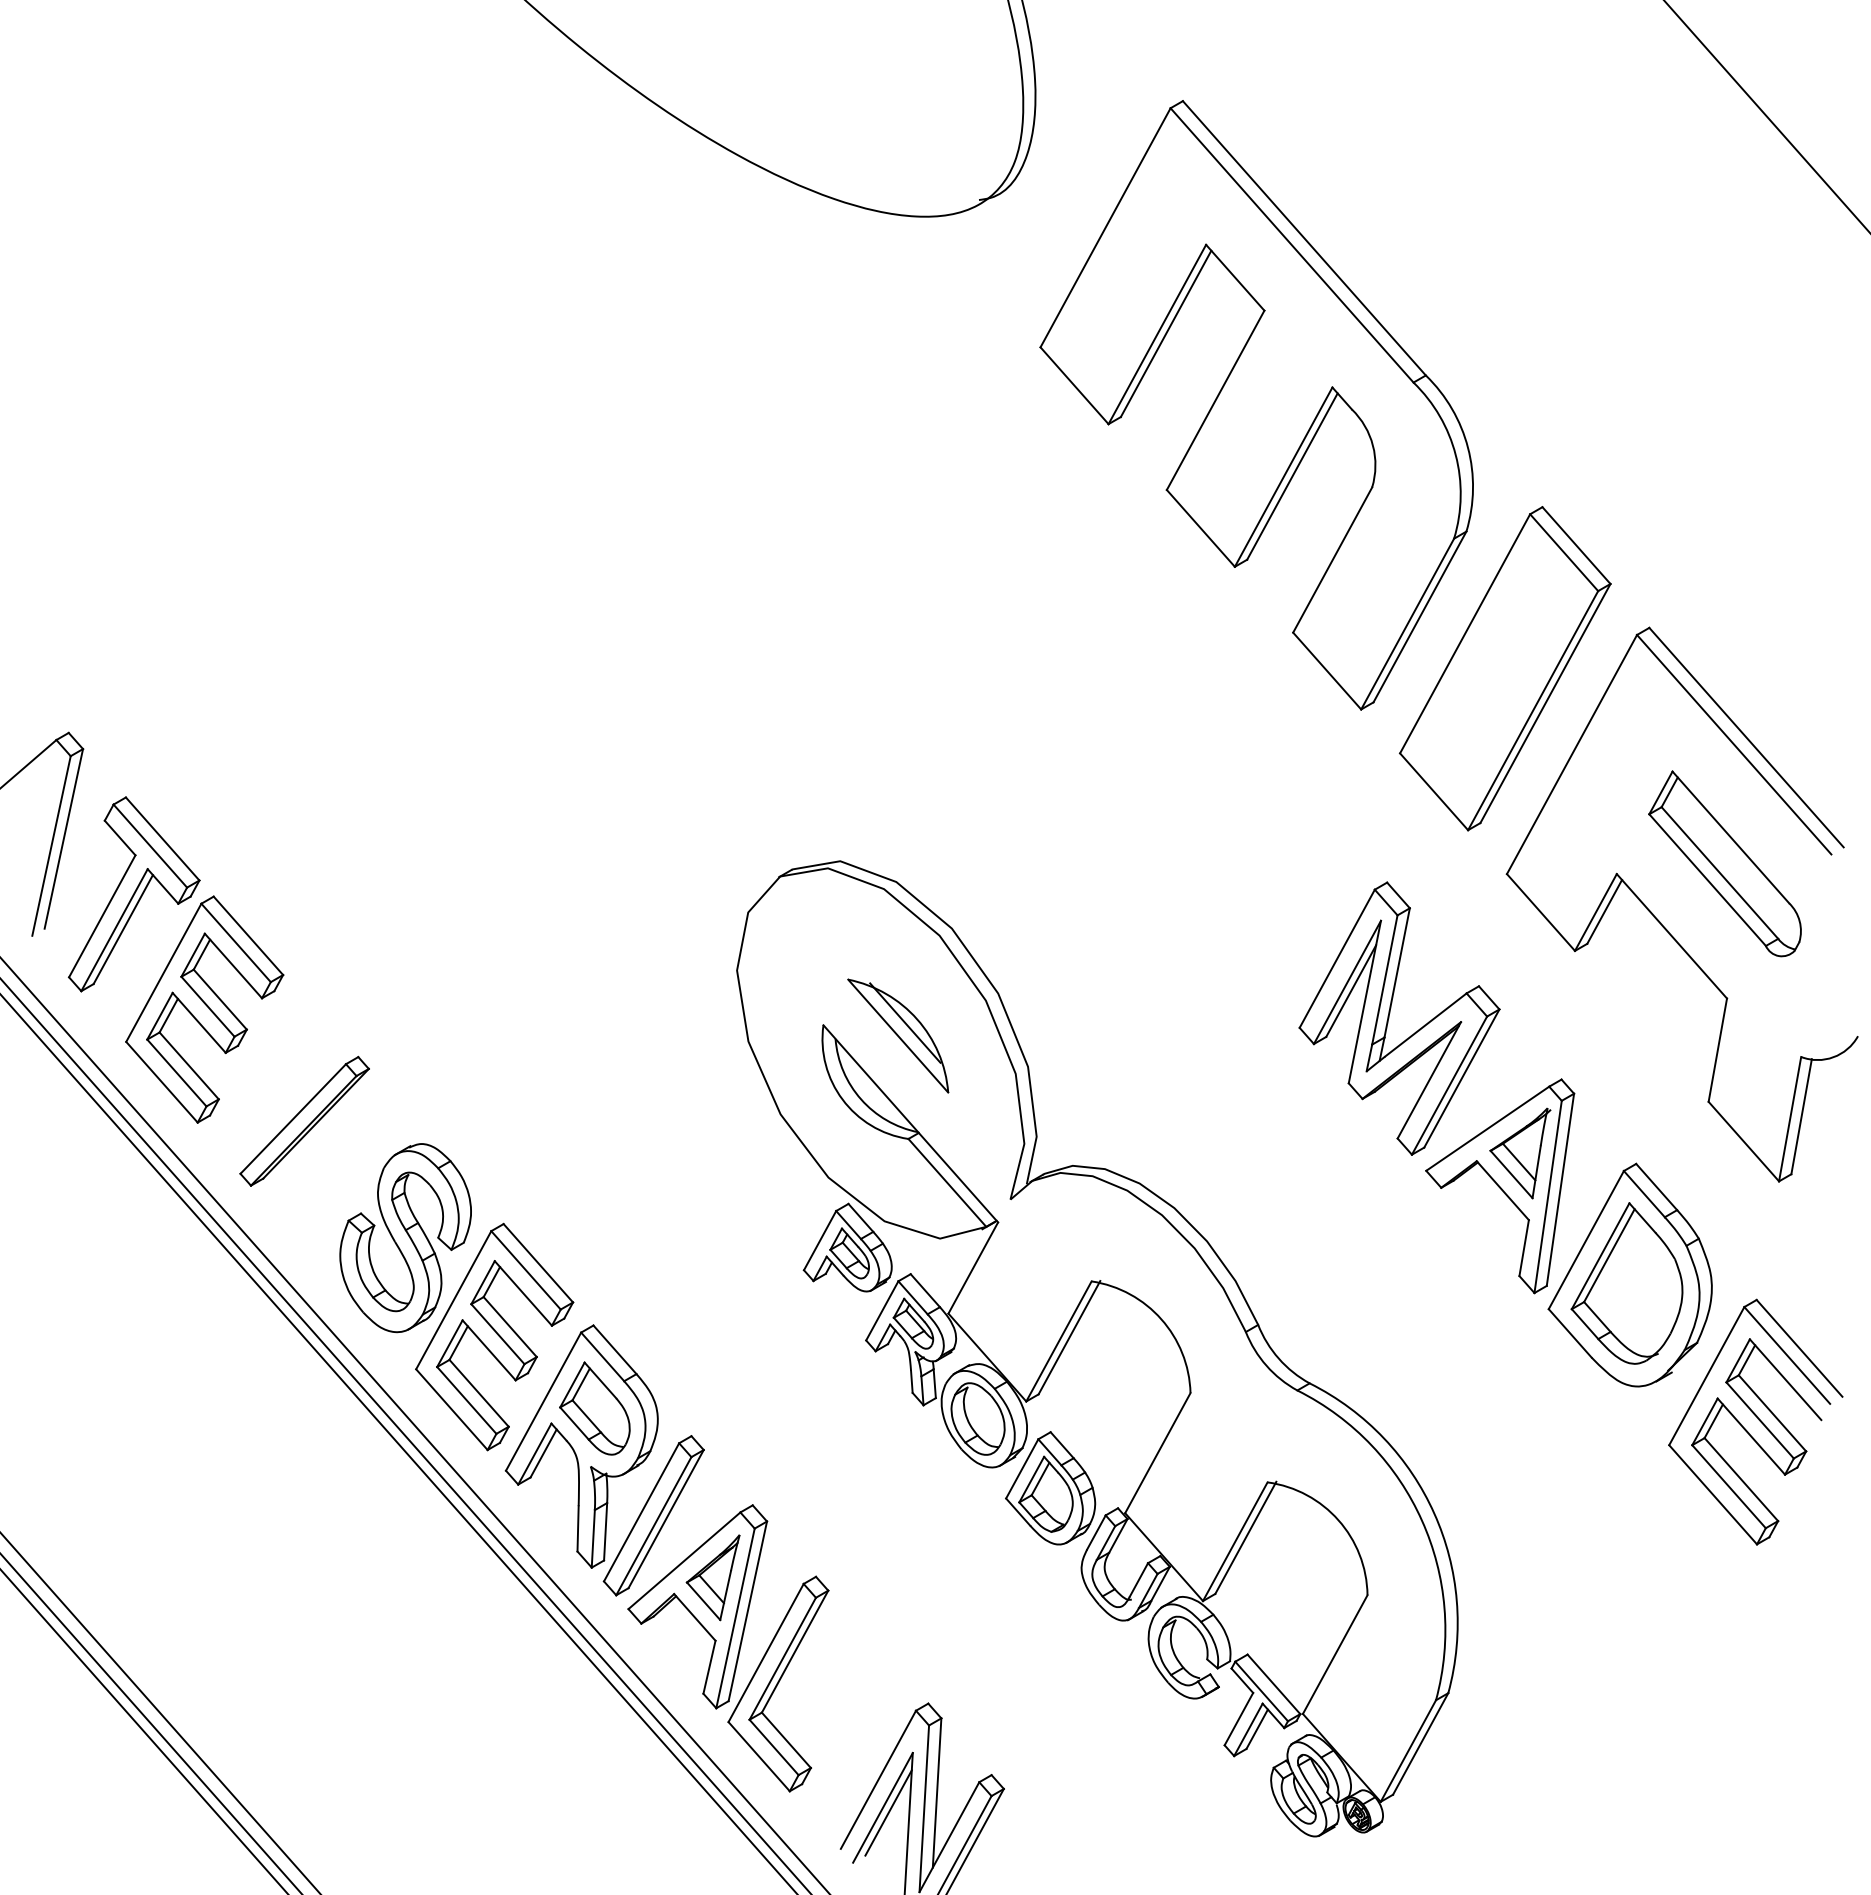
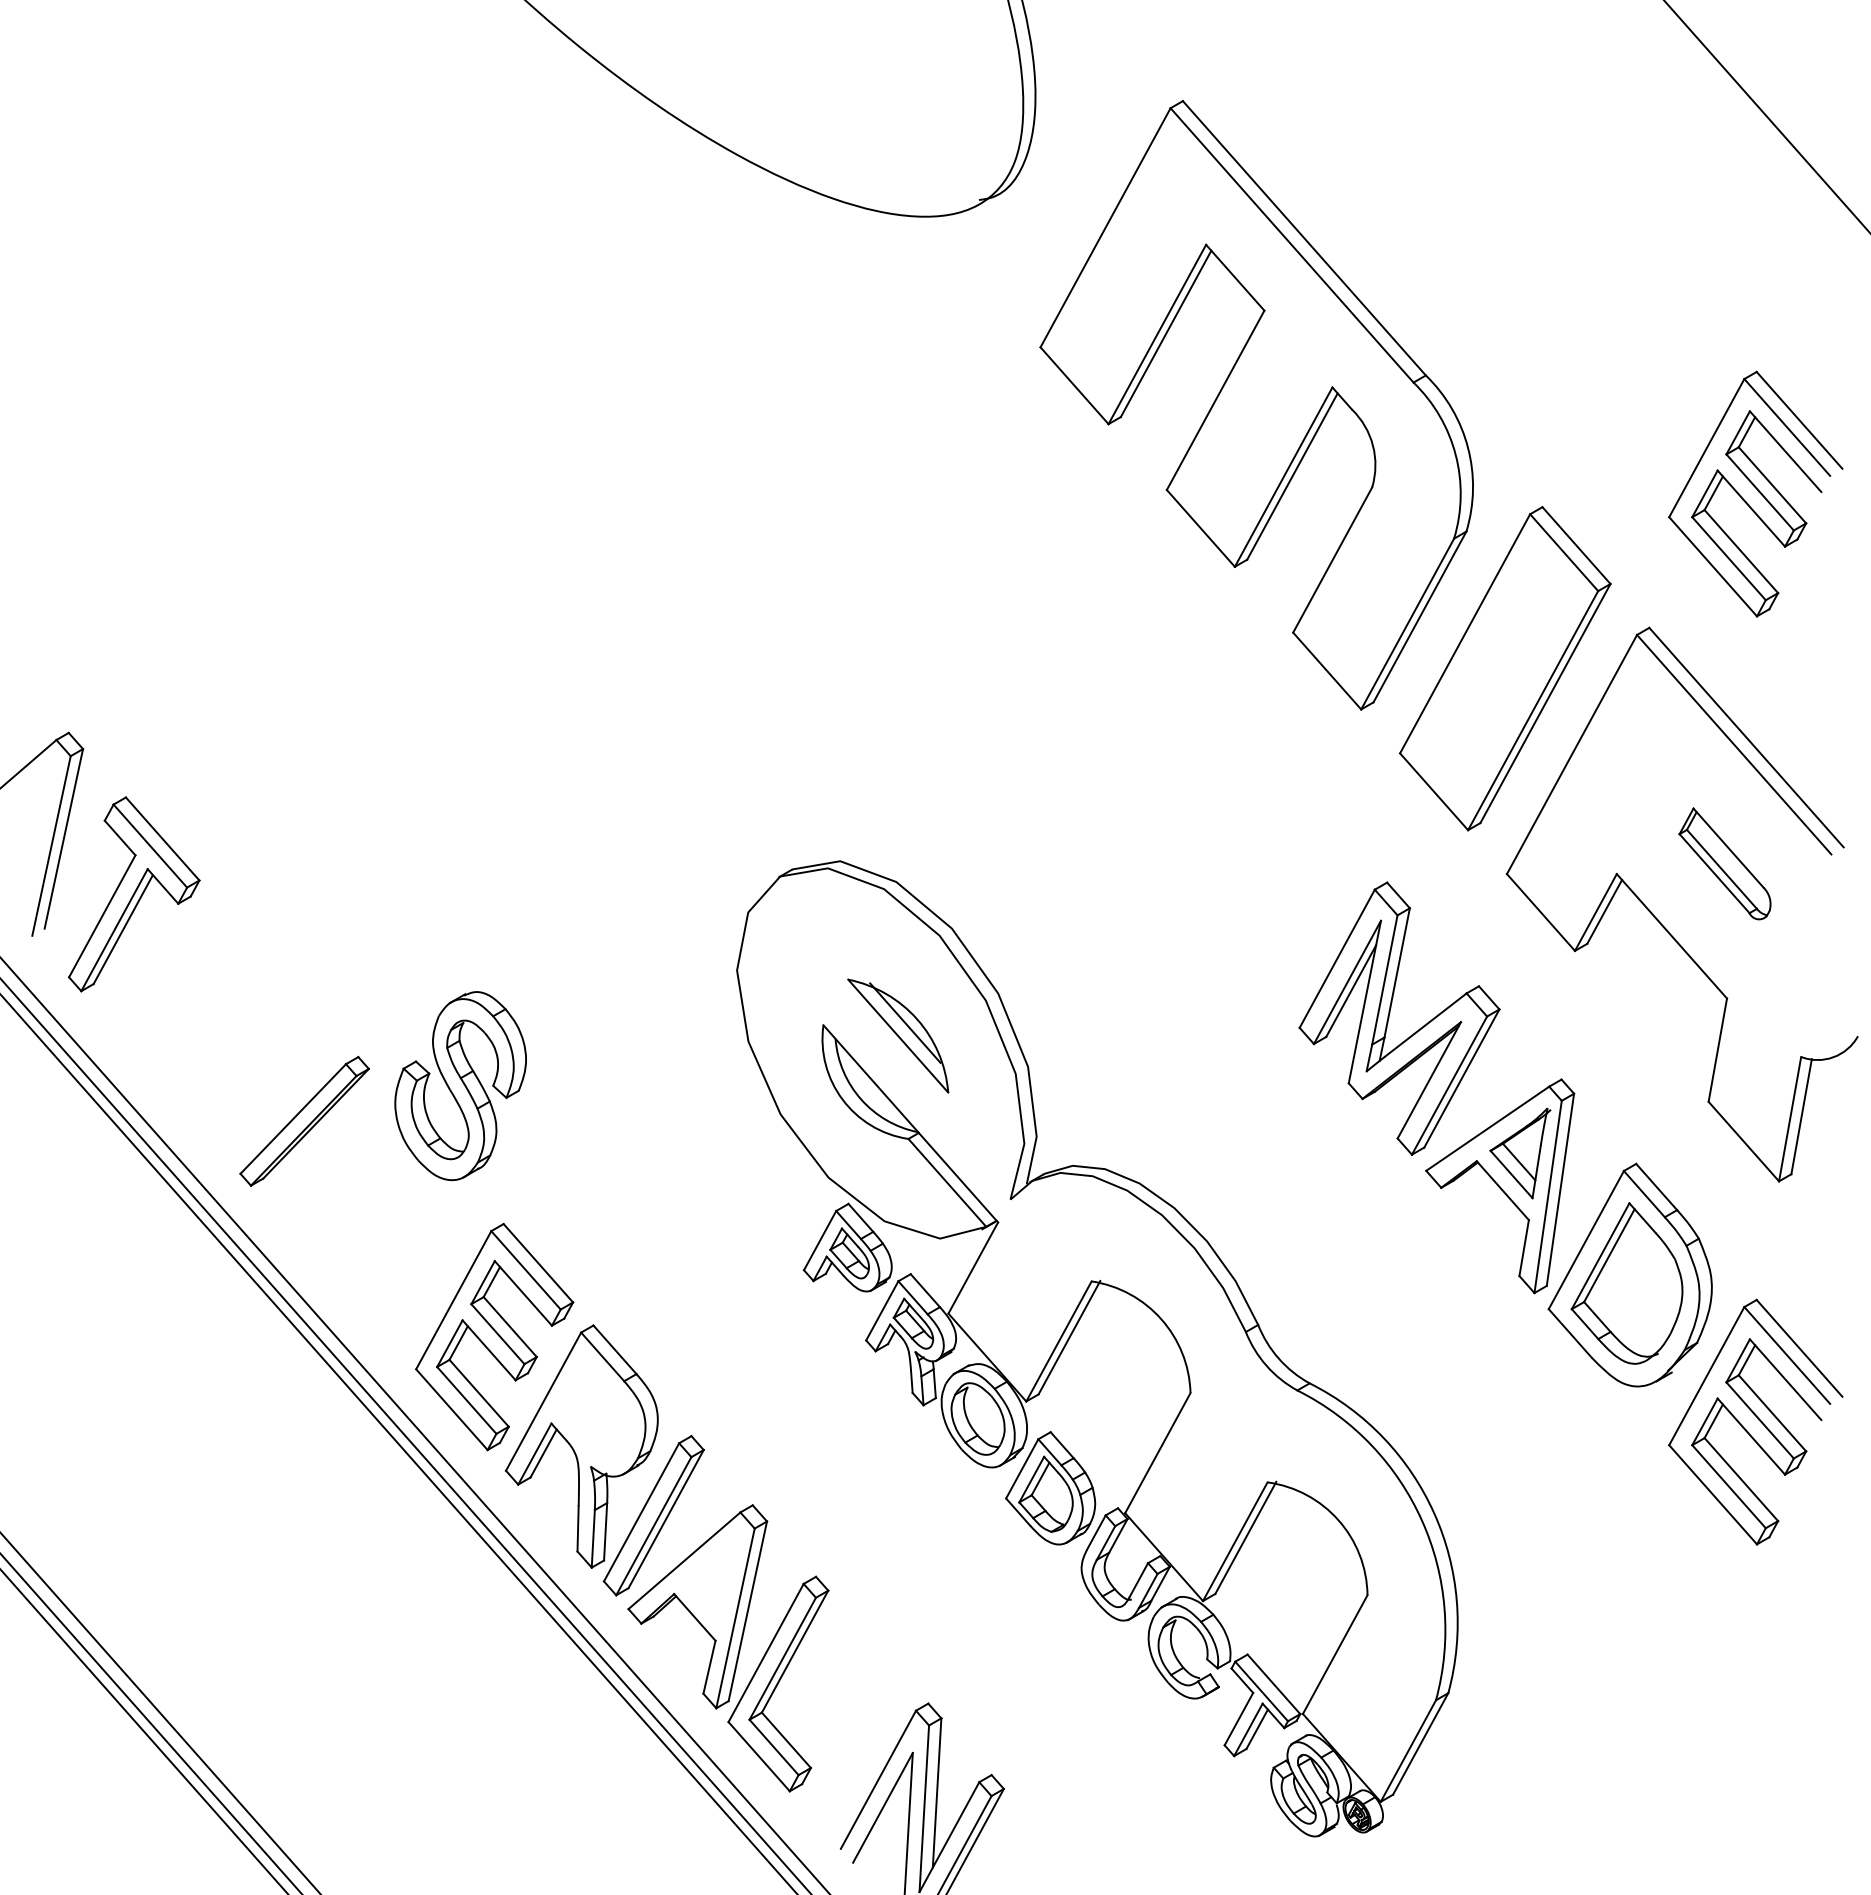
part: none -> present (1755, 493)
part size: 154x188 px -> 94x114 px (1724, 863)
part: present -> none (204, 1009)
part position: (405, 1238) -> (460, 1086) (460, 1086)
part: present -> none (594, 1408)
part: present -> none (712, 1577)
line: present -> none (888, 1812)
